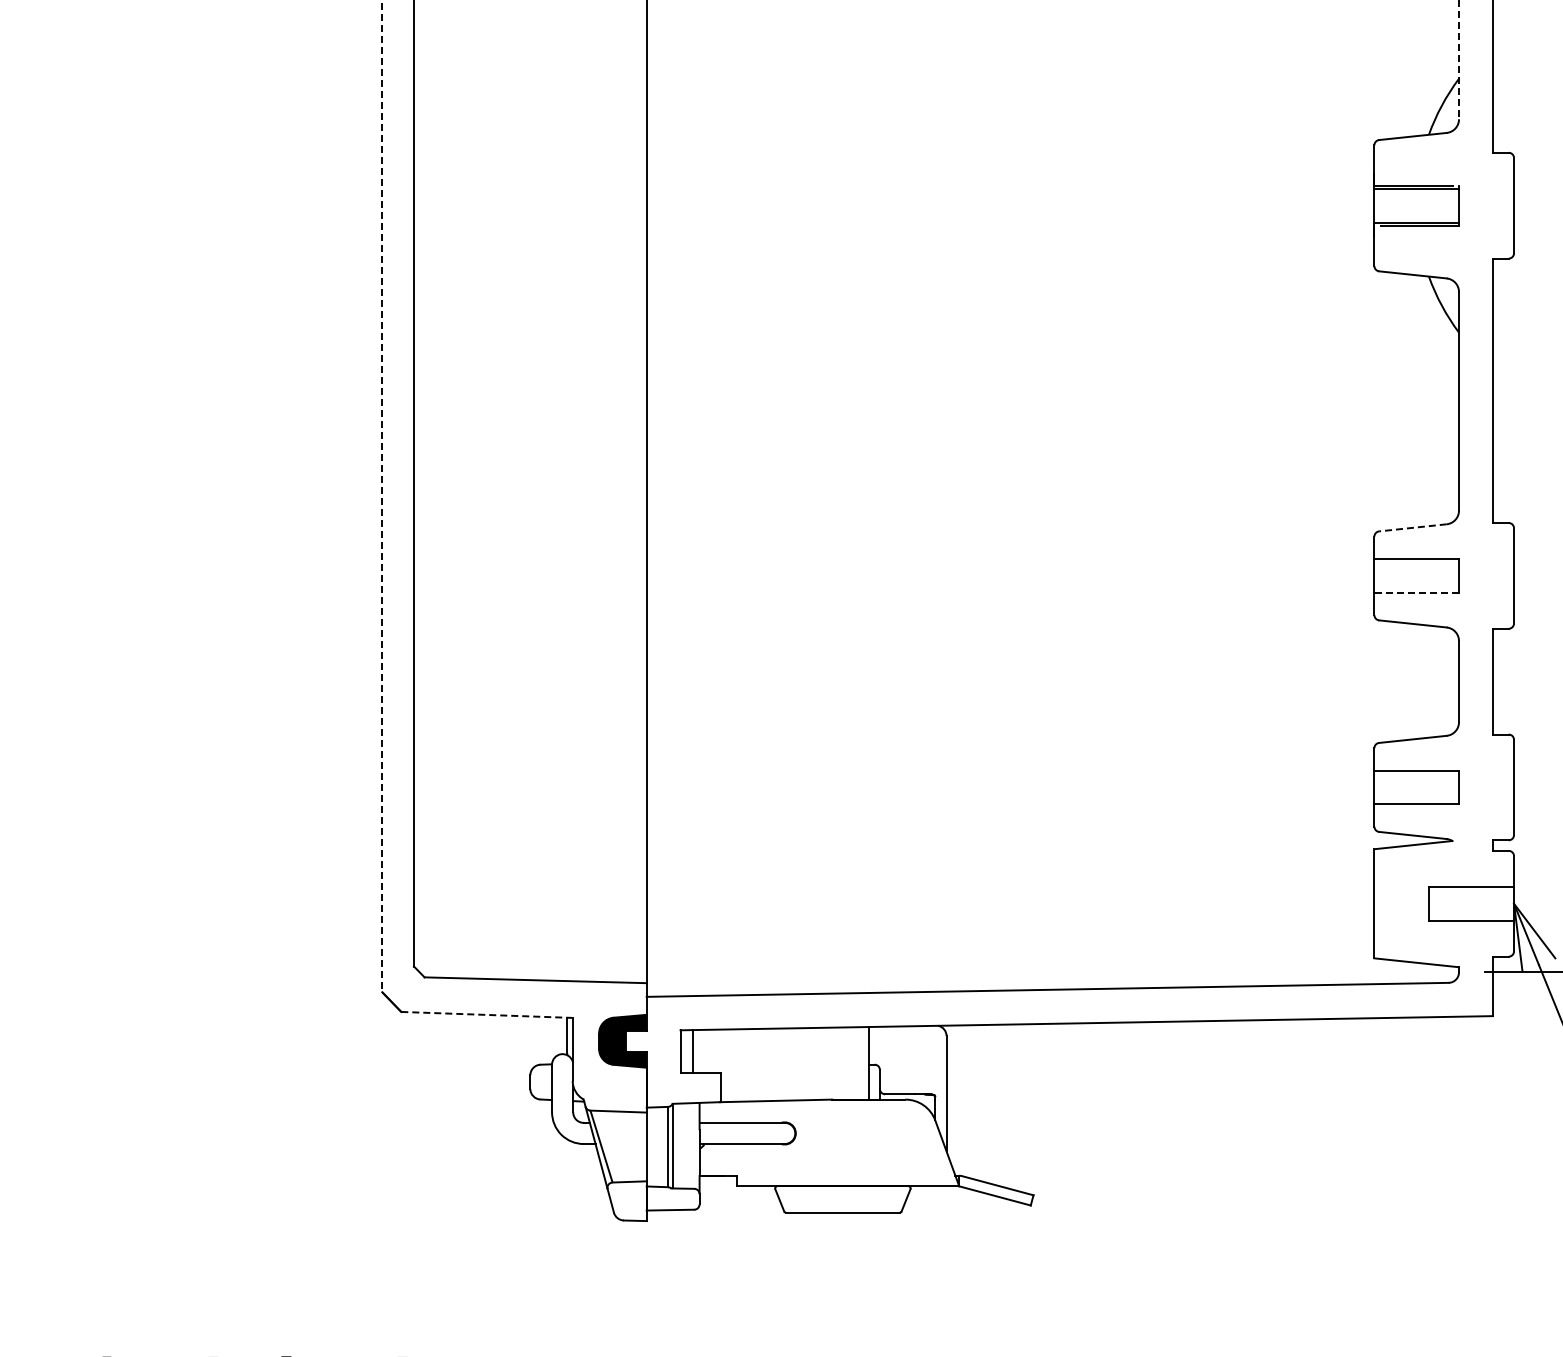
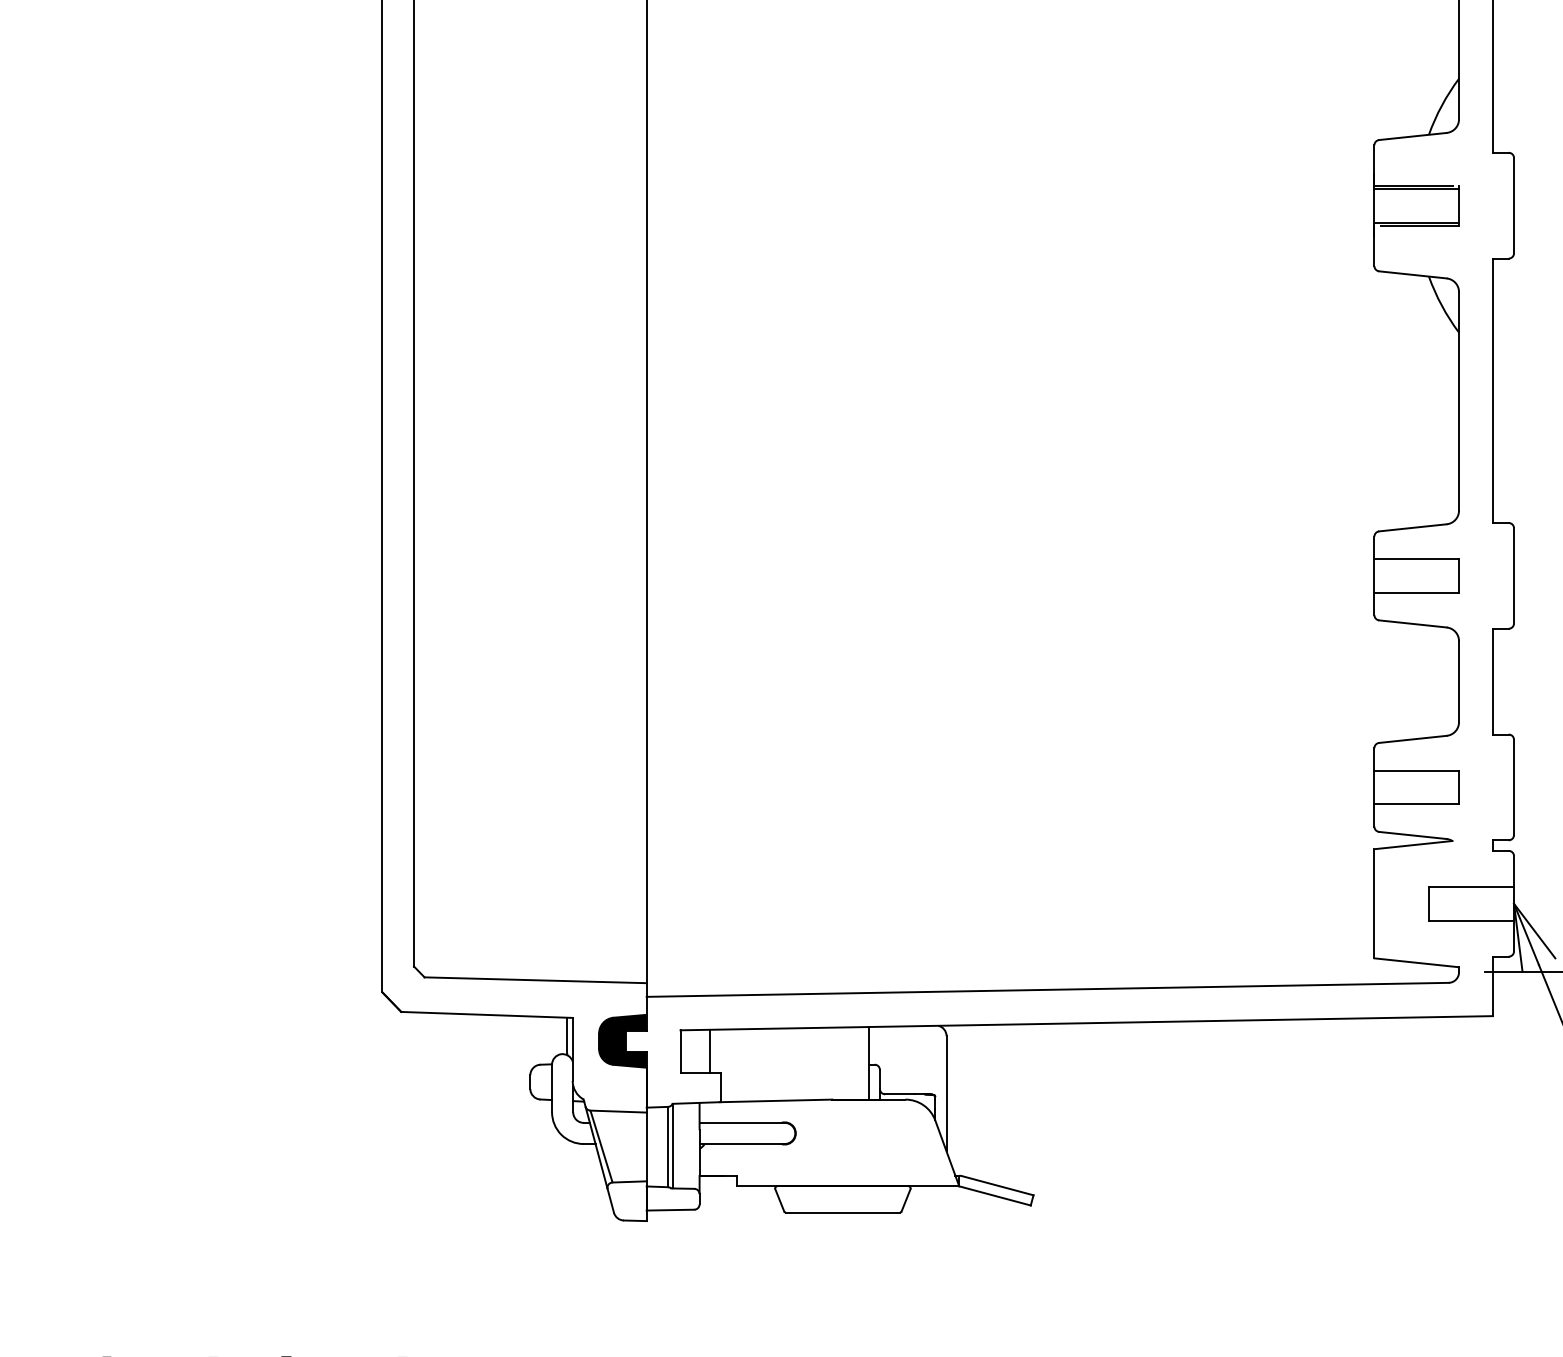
line: dashed -> solid (1459, 60)
line: dashed -> solid (382, 496)
line: dashed -> solid (1412, 527)
line: dashed -> solid (1416, 592)
line: dashed -> solid (487, 1014)
line position: (693, 1050) -> (710, 1050) (710, 1050)
